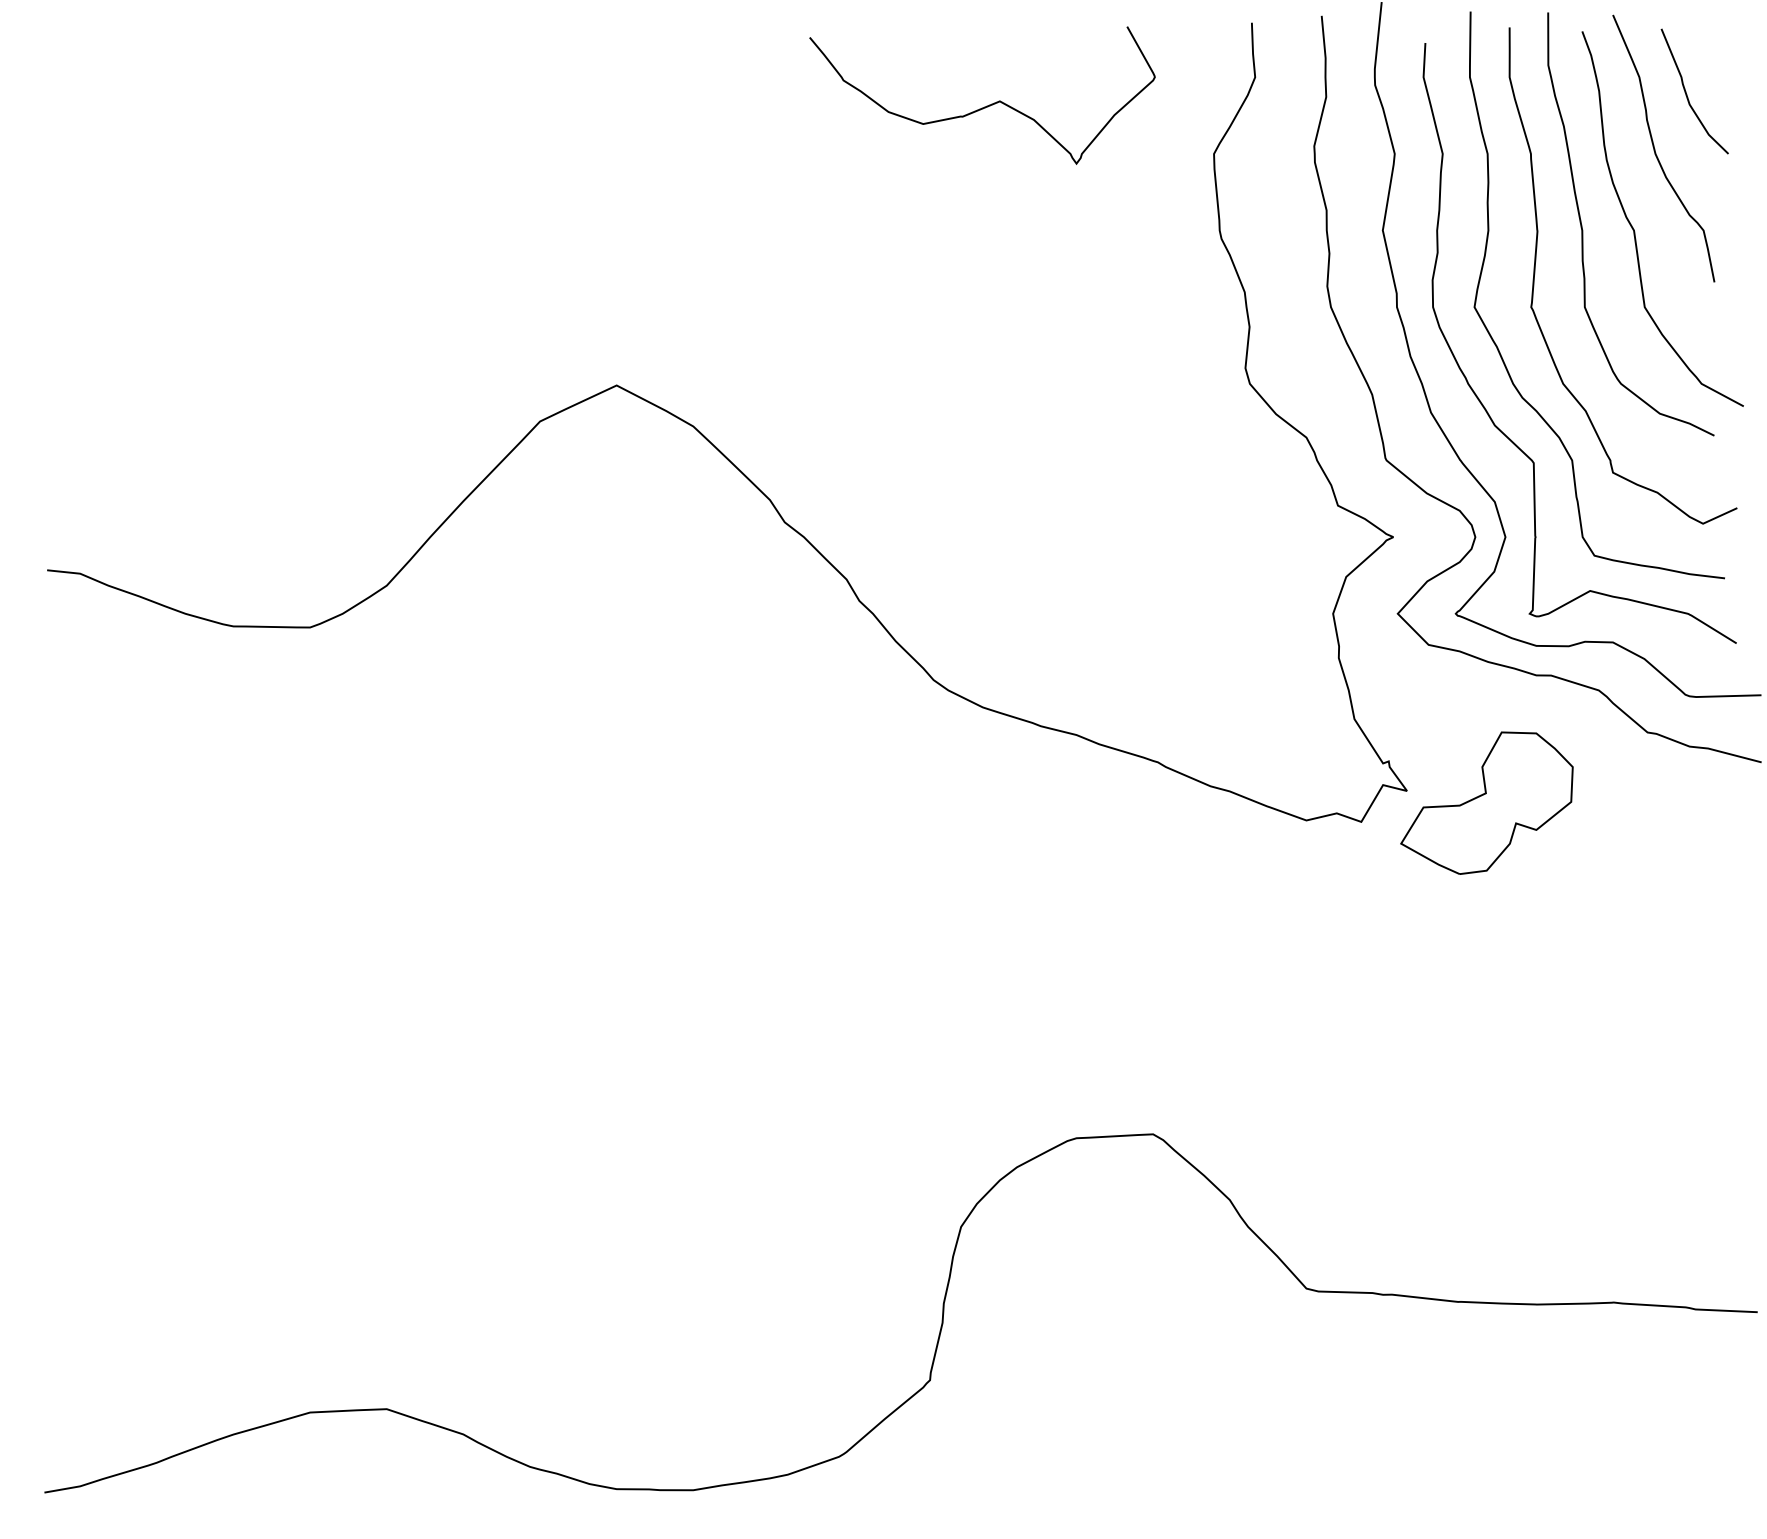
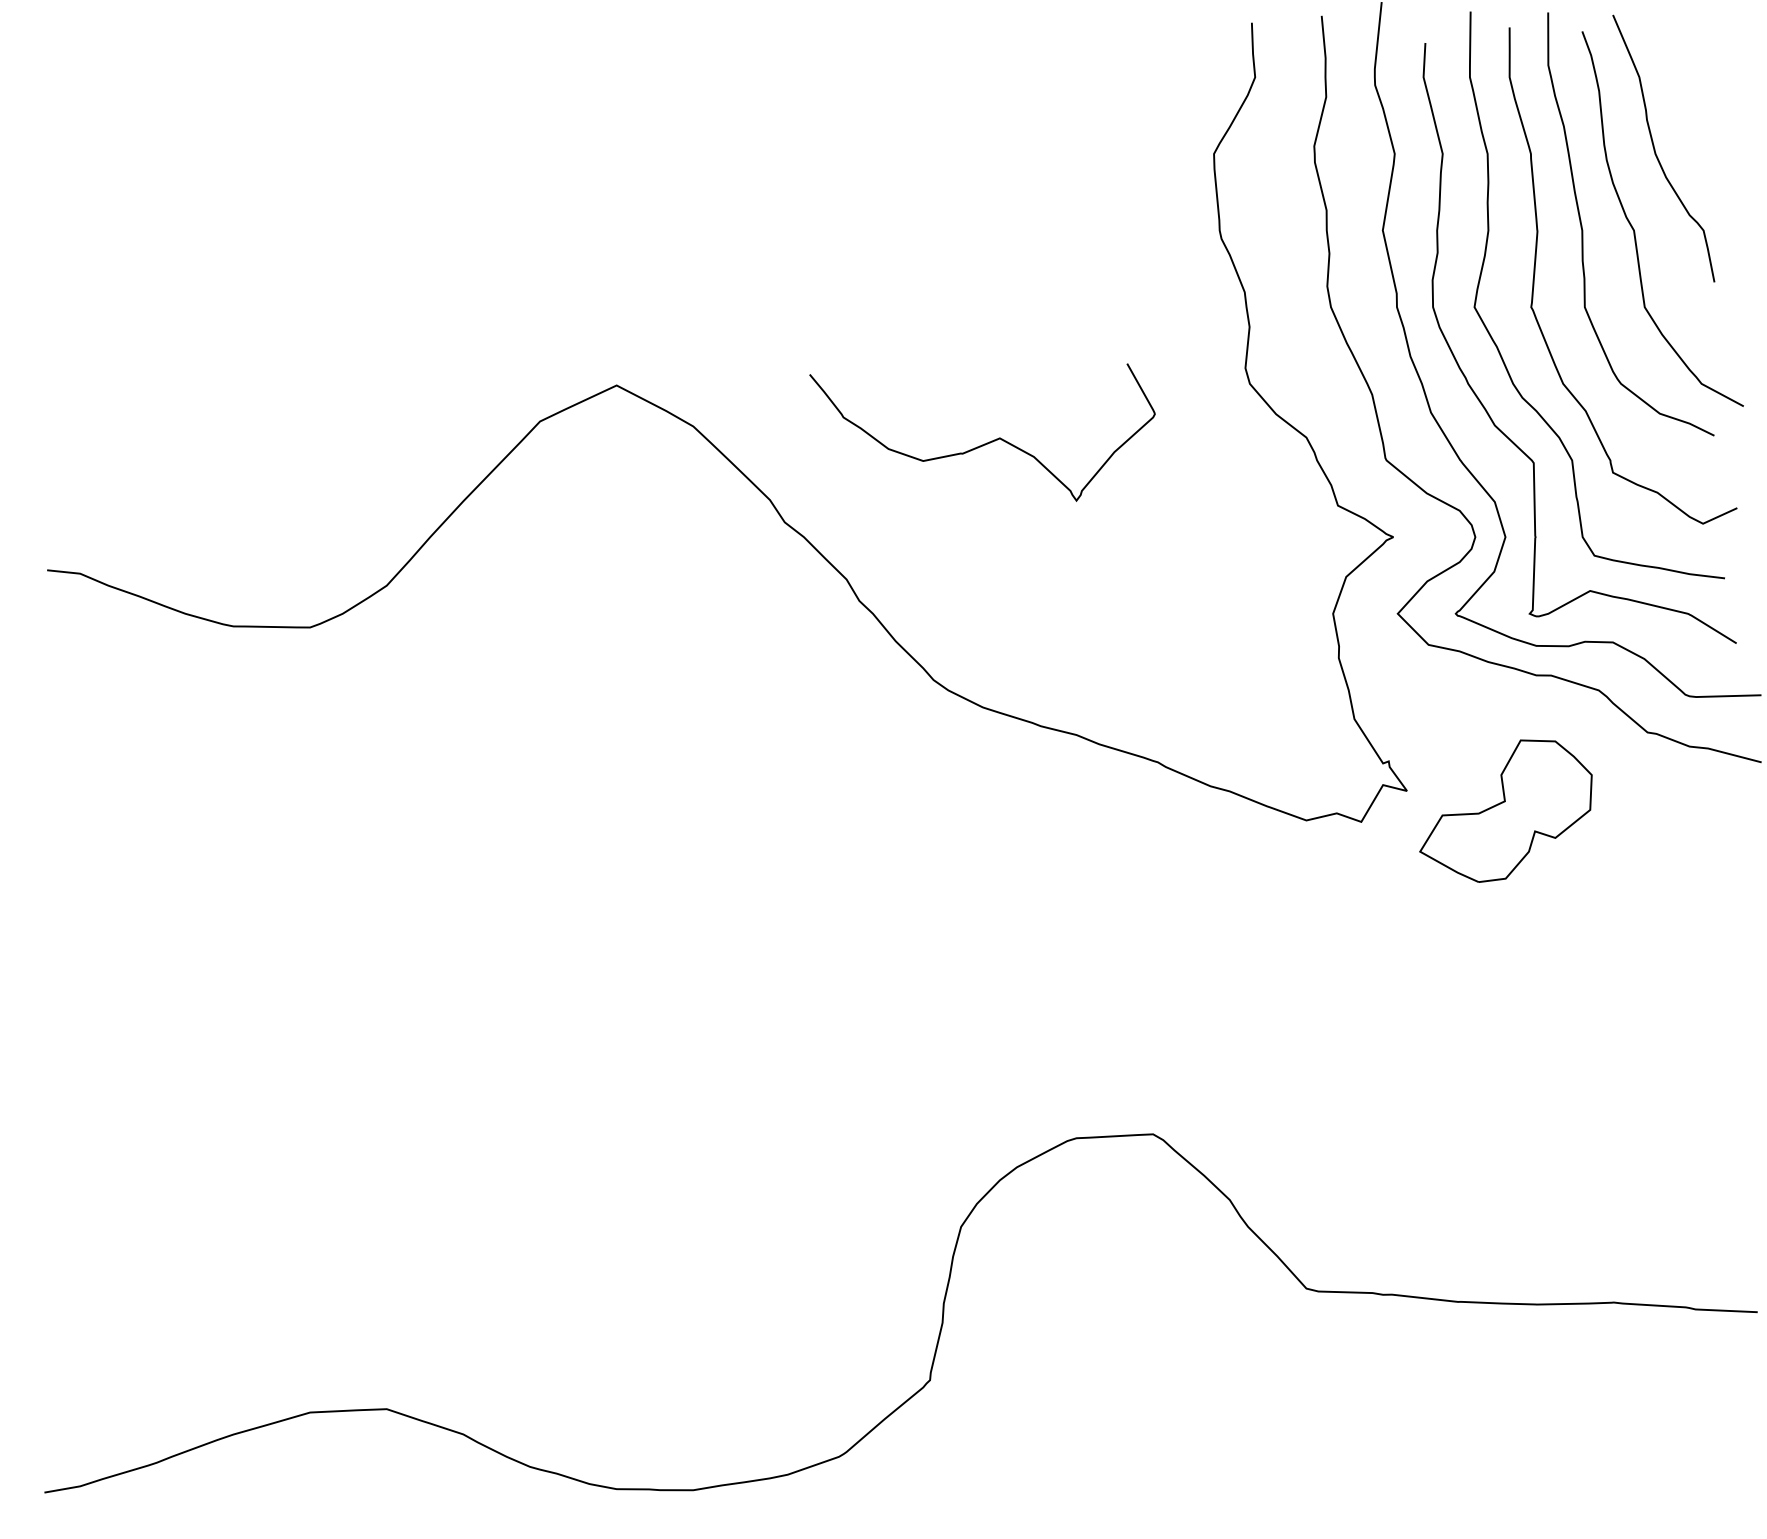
curve: present -> none (1687, 94)
curve position: (986, 105) -> (986, 442) (986, 442)
part position: (1486, 802) -> (1505, 810) (1505, 810)
